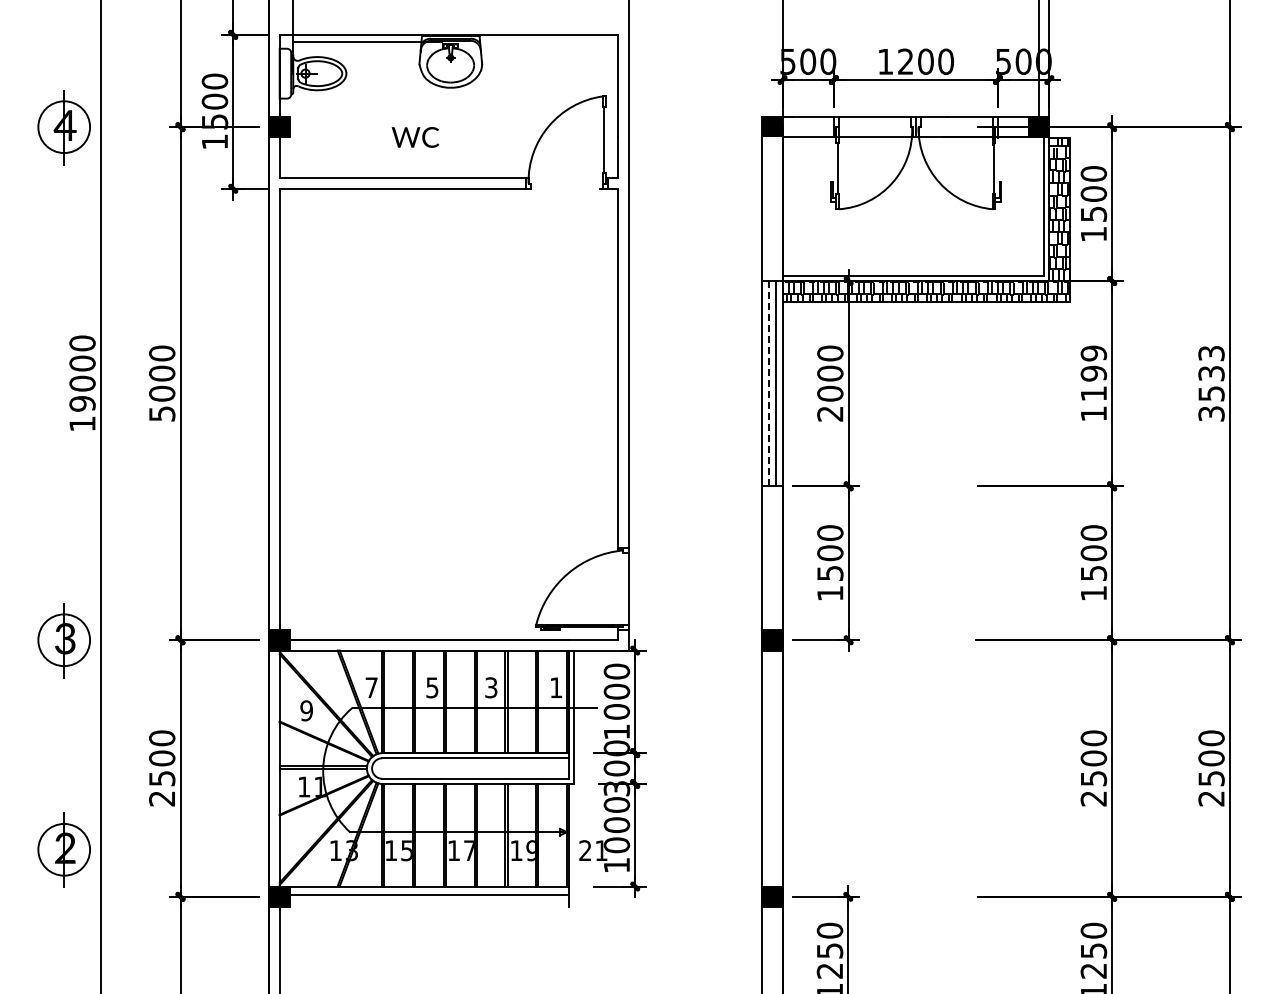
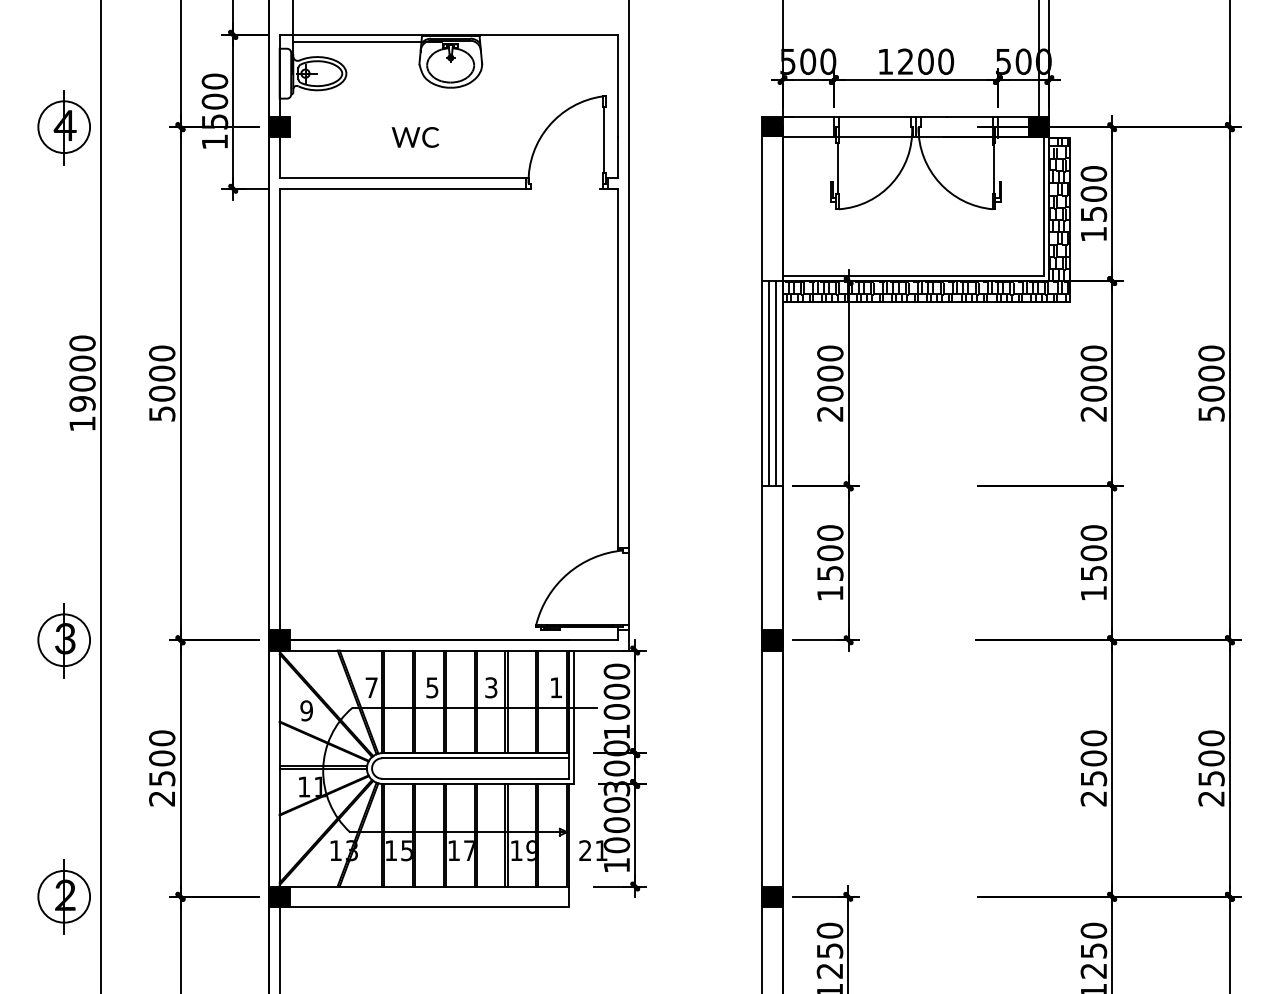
text: 3533 -> 5000 (1211, 382)
line: dashed -> solid (768, 383)
text: 1199 -> 2000 (1093, 383)
part position: (63, 849) -> (63, 896) (63, 896)
line position: (428, 895) -> (428, 907) (428, 907)
